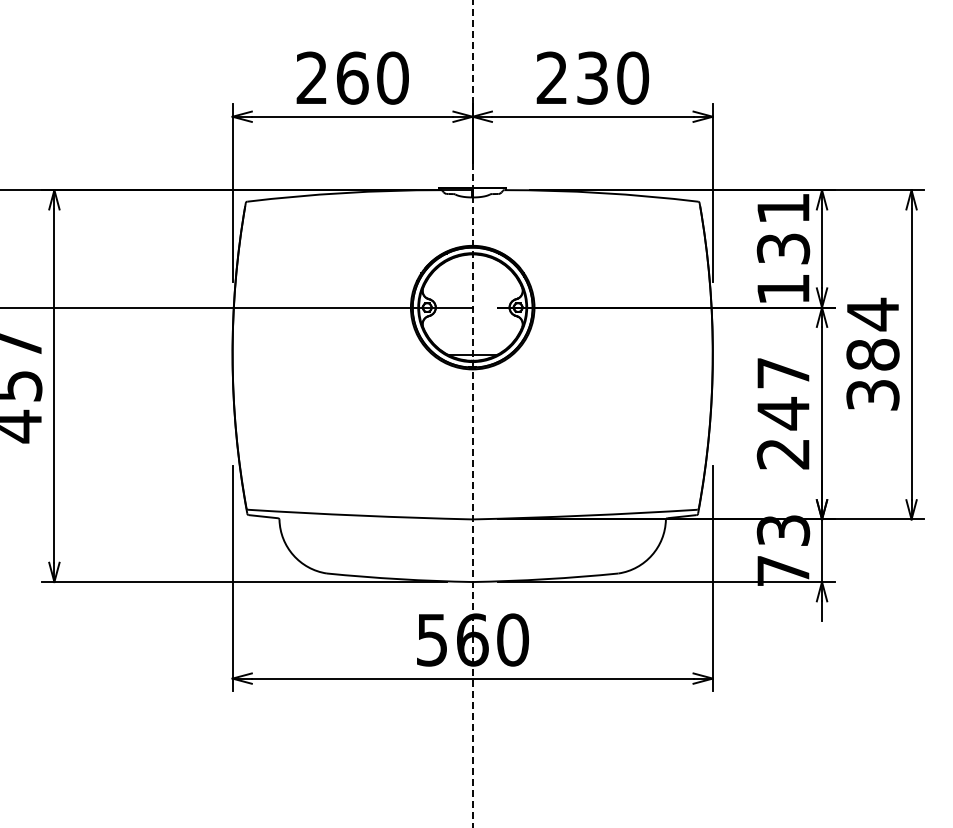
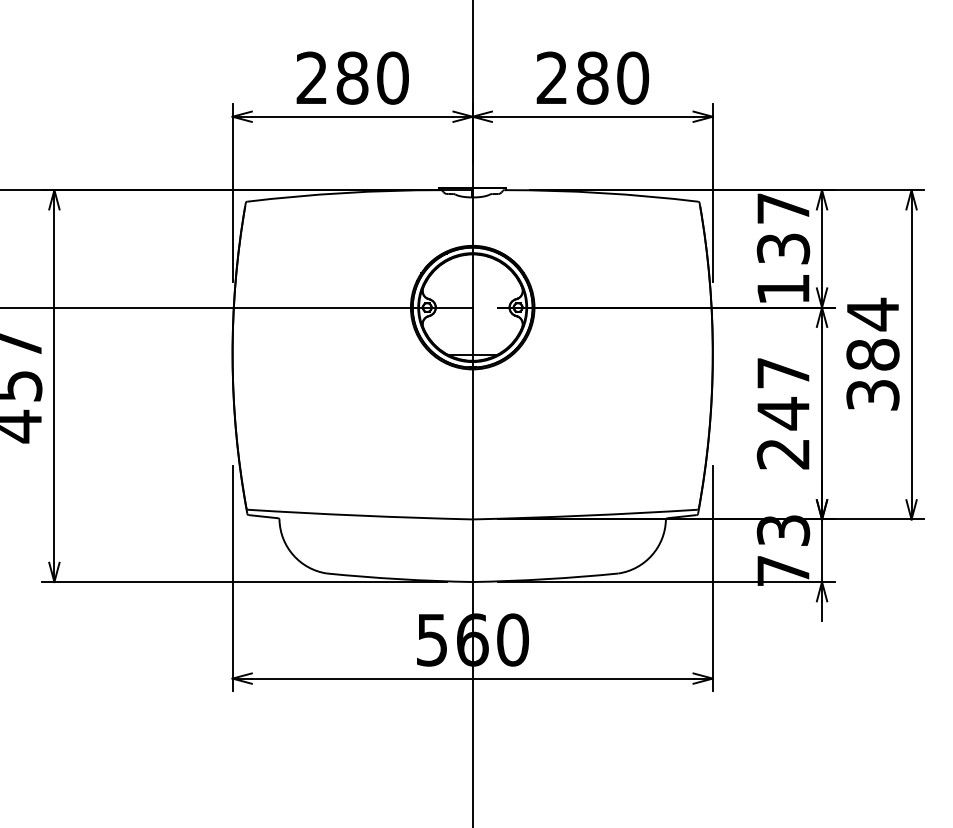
text: 260 -> 280 (352, 77)
text: 230 -> 280 (592, 77)
text: 131 -> 137 (783, 208)
line: dashed -> solid (472, 413)
